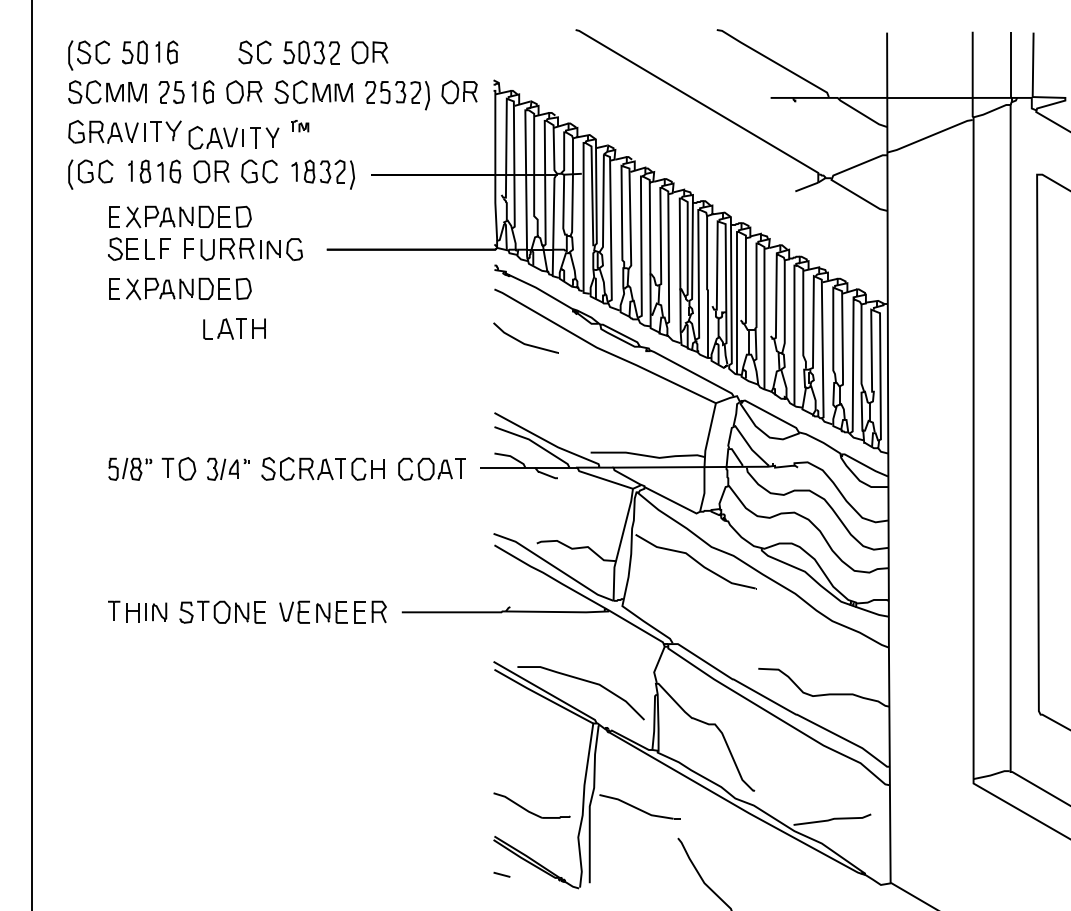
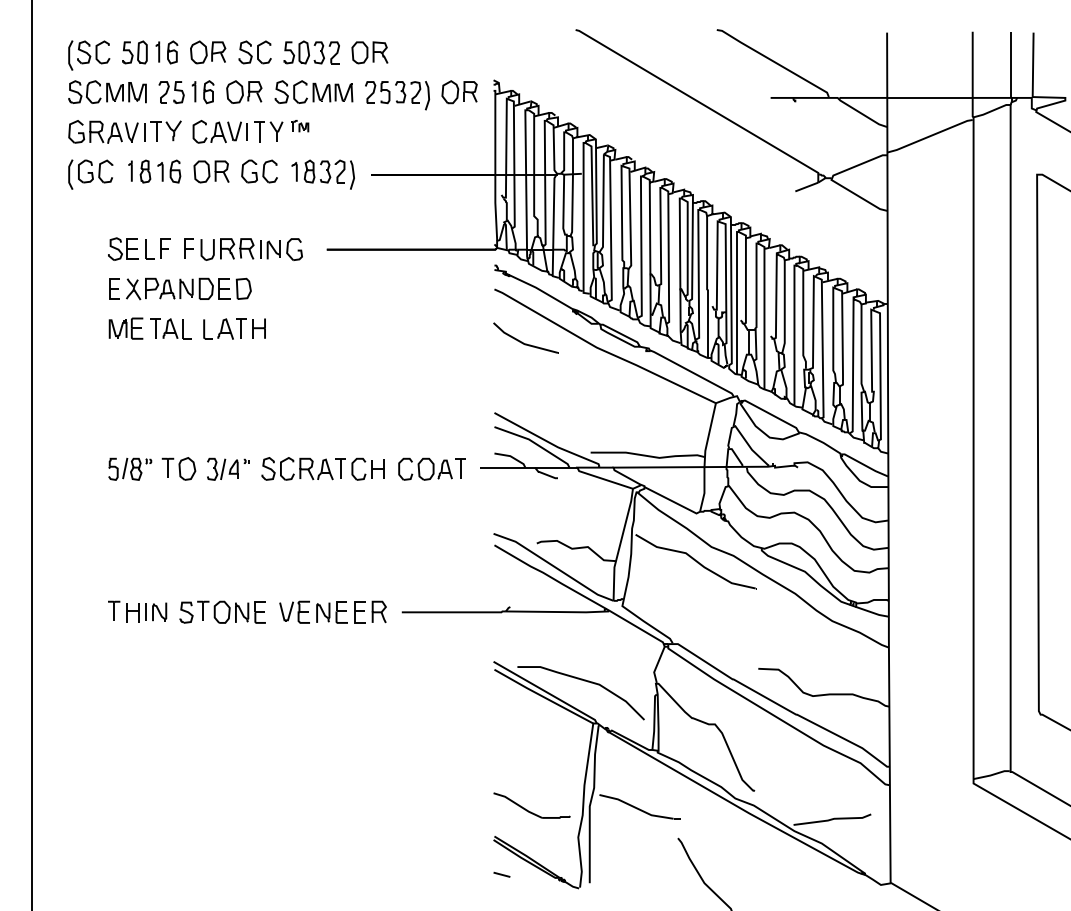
part: none -> present (208, 52)
part position: (233, 137) -> (237, 131) (237, 131)
part: present -> none (180, 216)
part: none -> present (149, 328)
